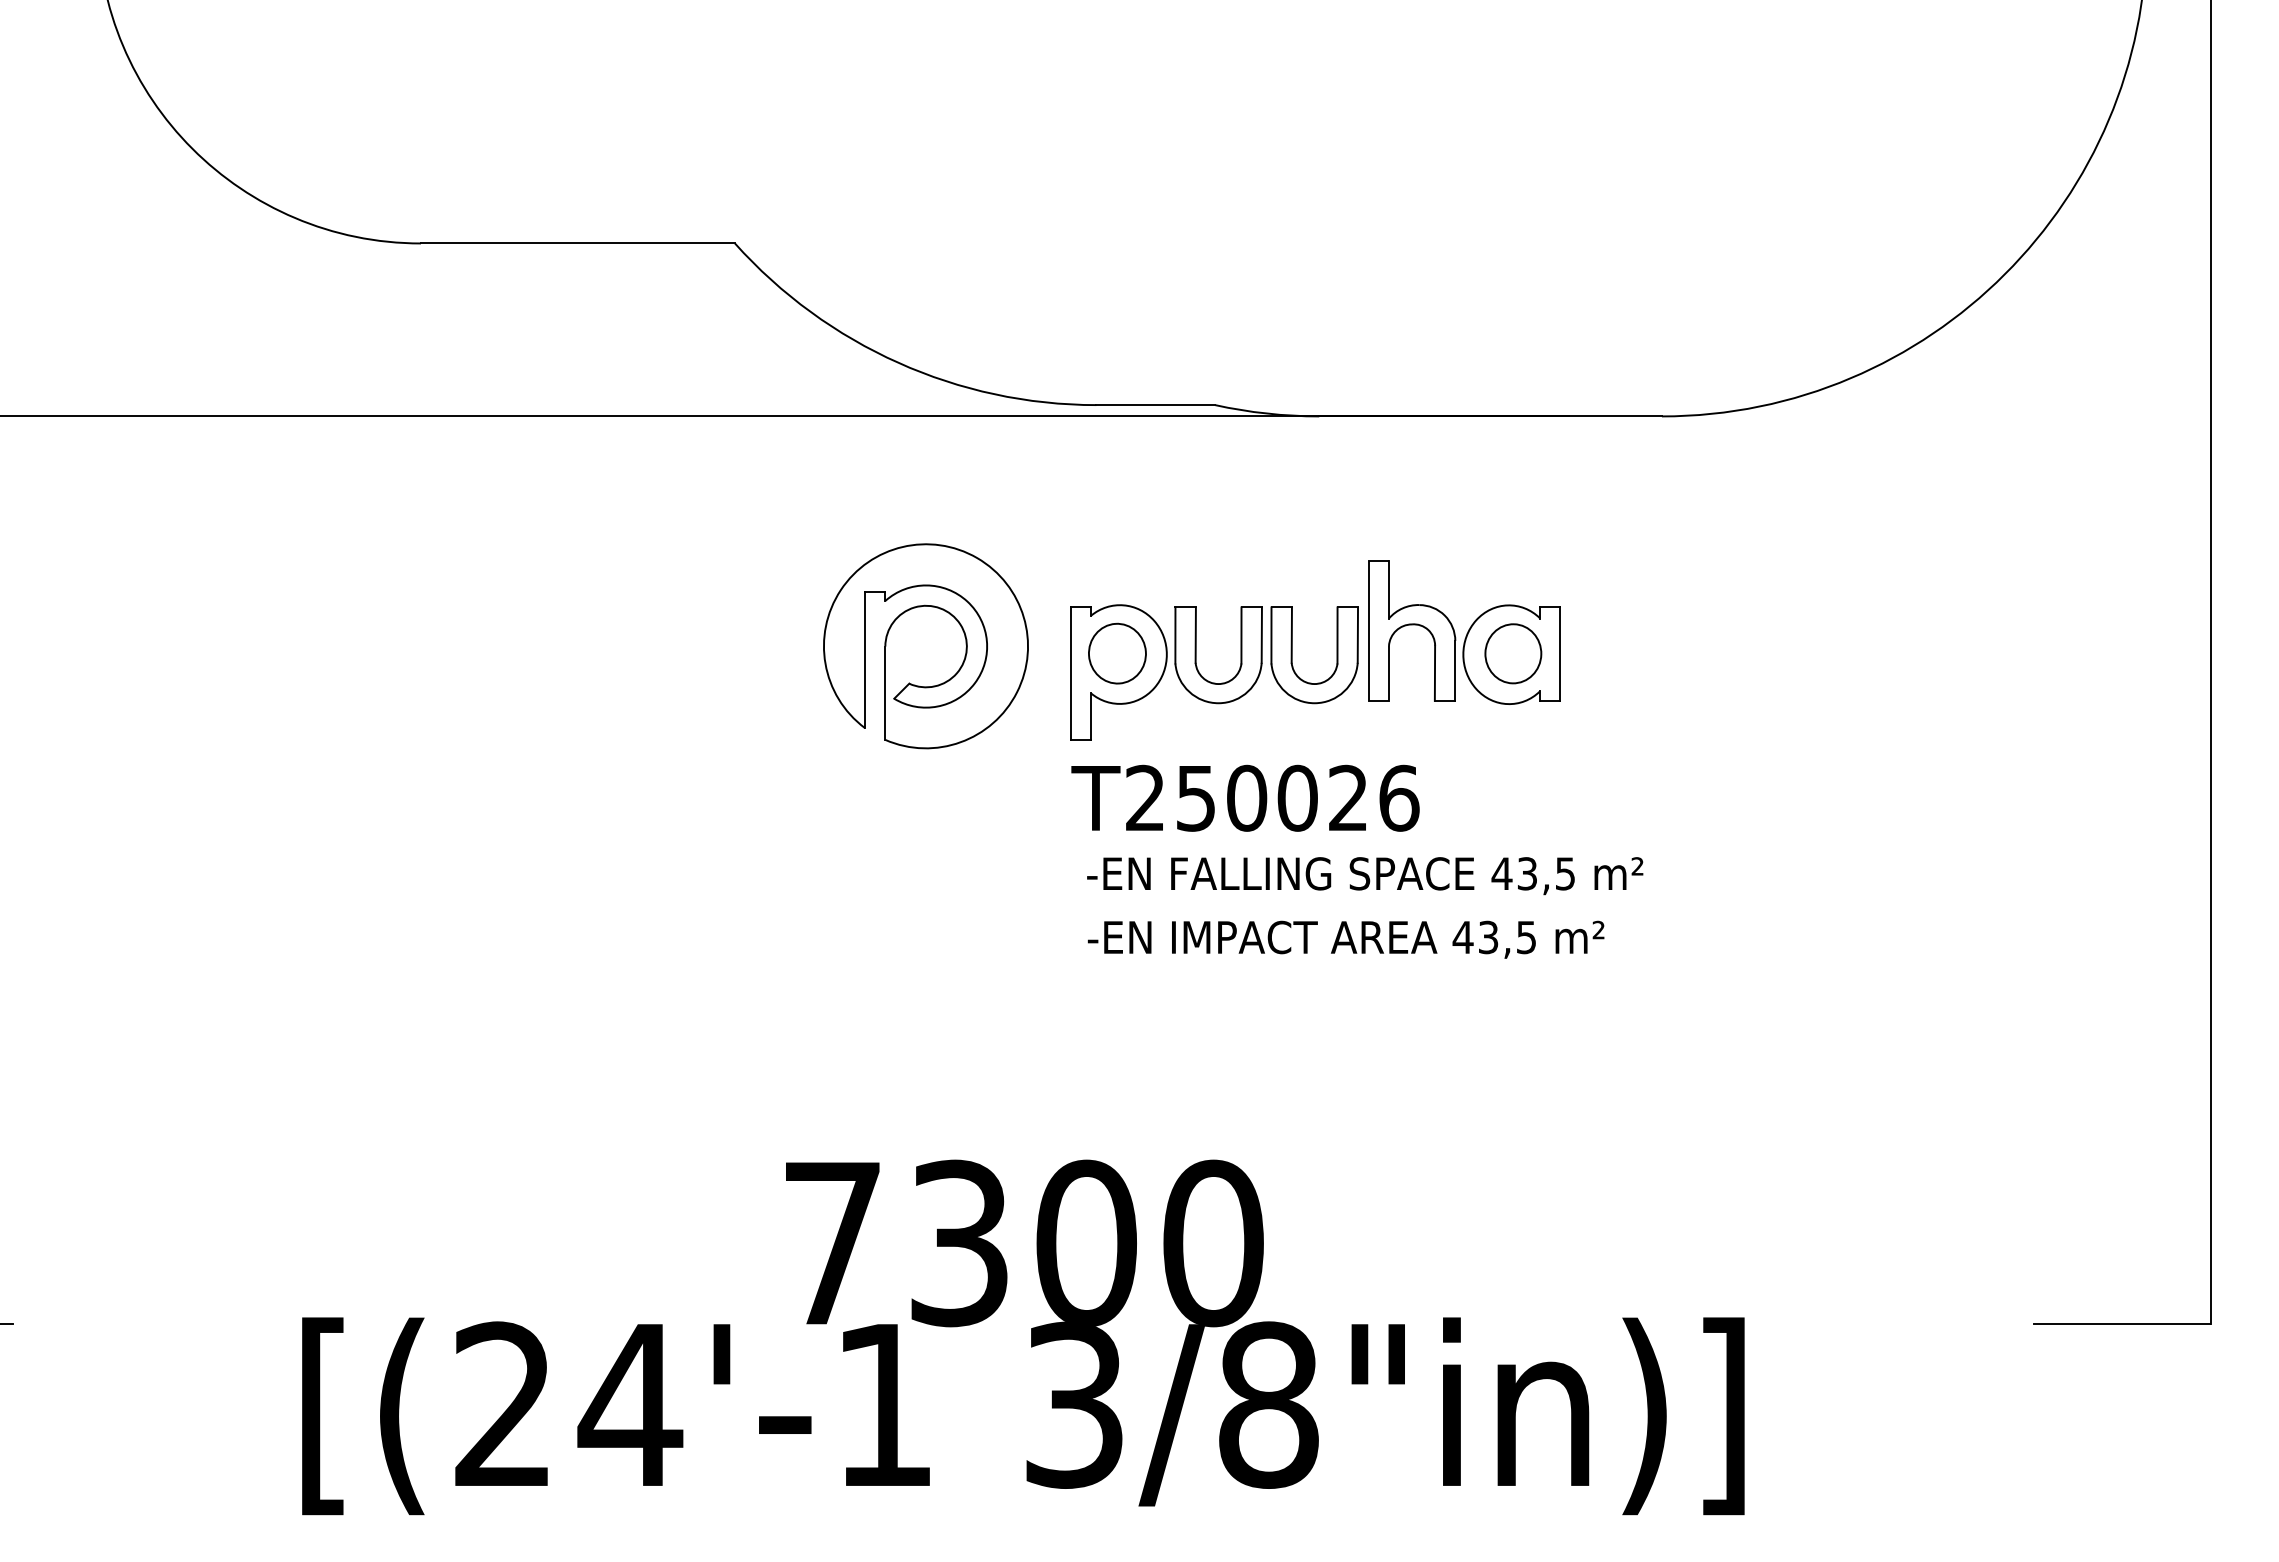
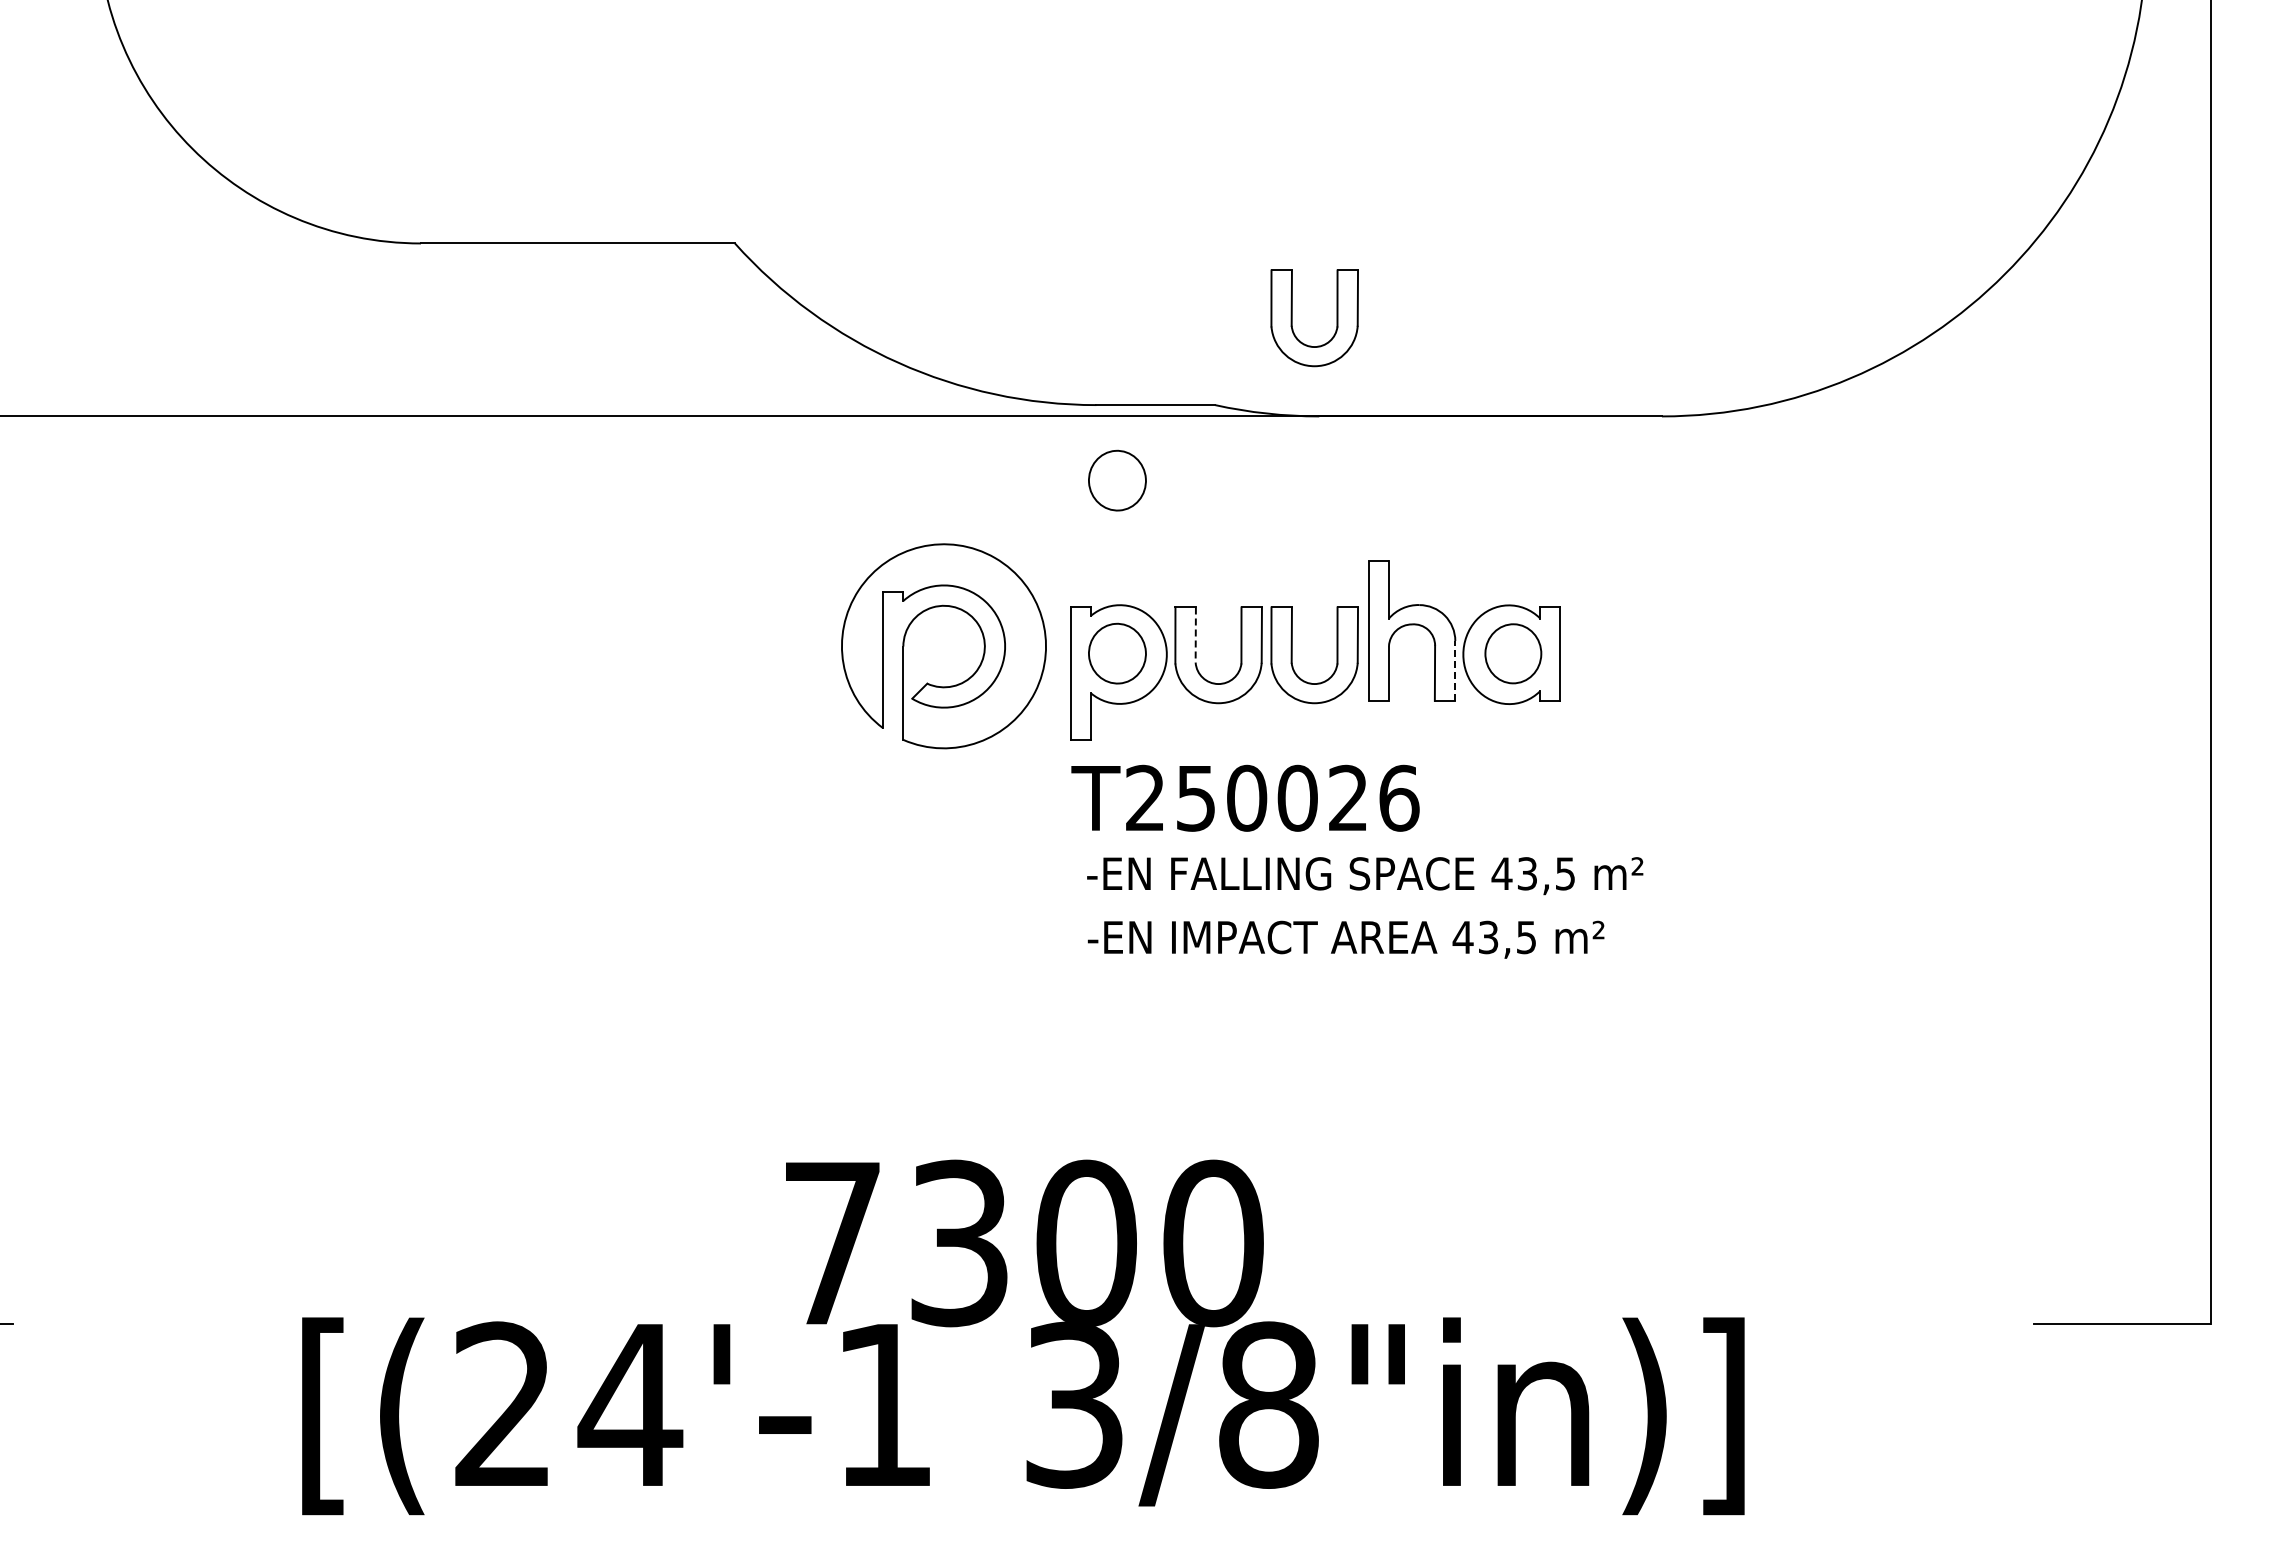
part: none -> present (1292, 318)
part: none -> present (1117, 480)
line: solid -> dashed (1195, 635)
part position: (925, 646) -> (943, 646) (943, 646)
line: solid -> dashed (1455, 670)
